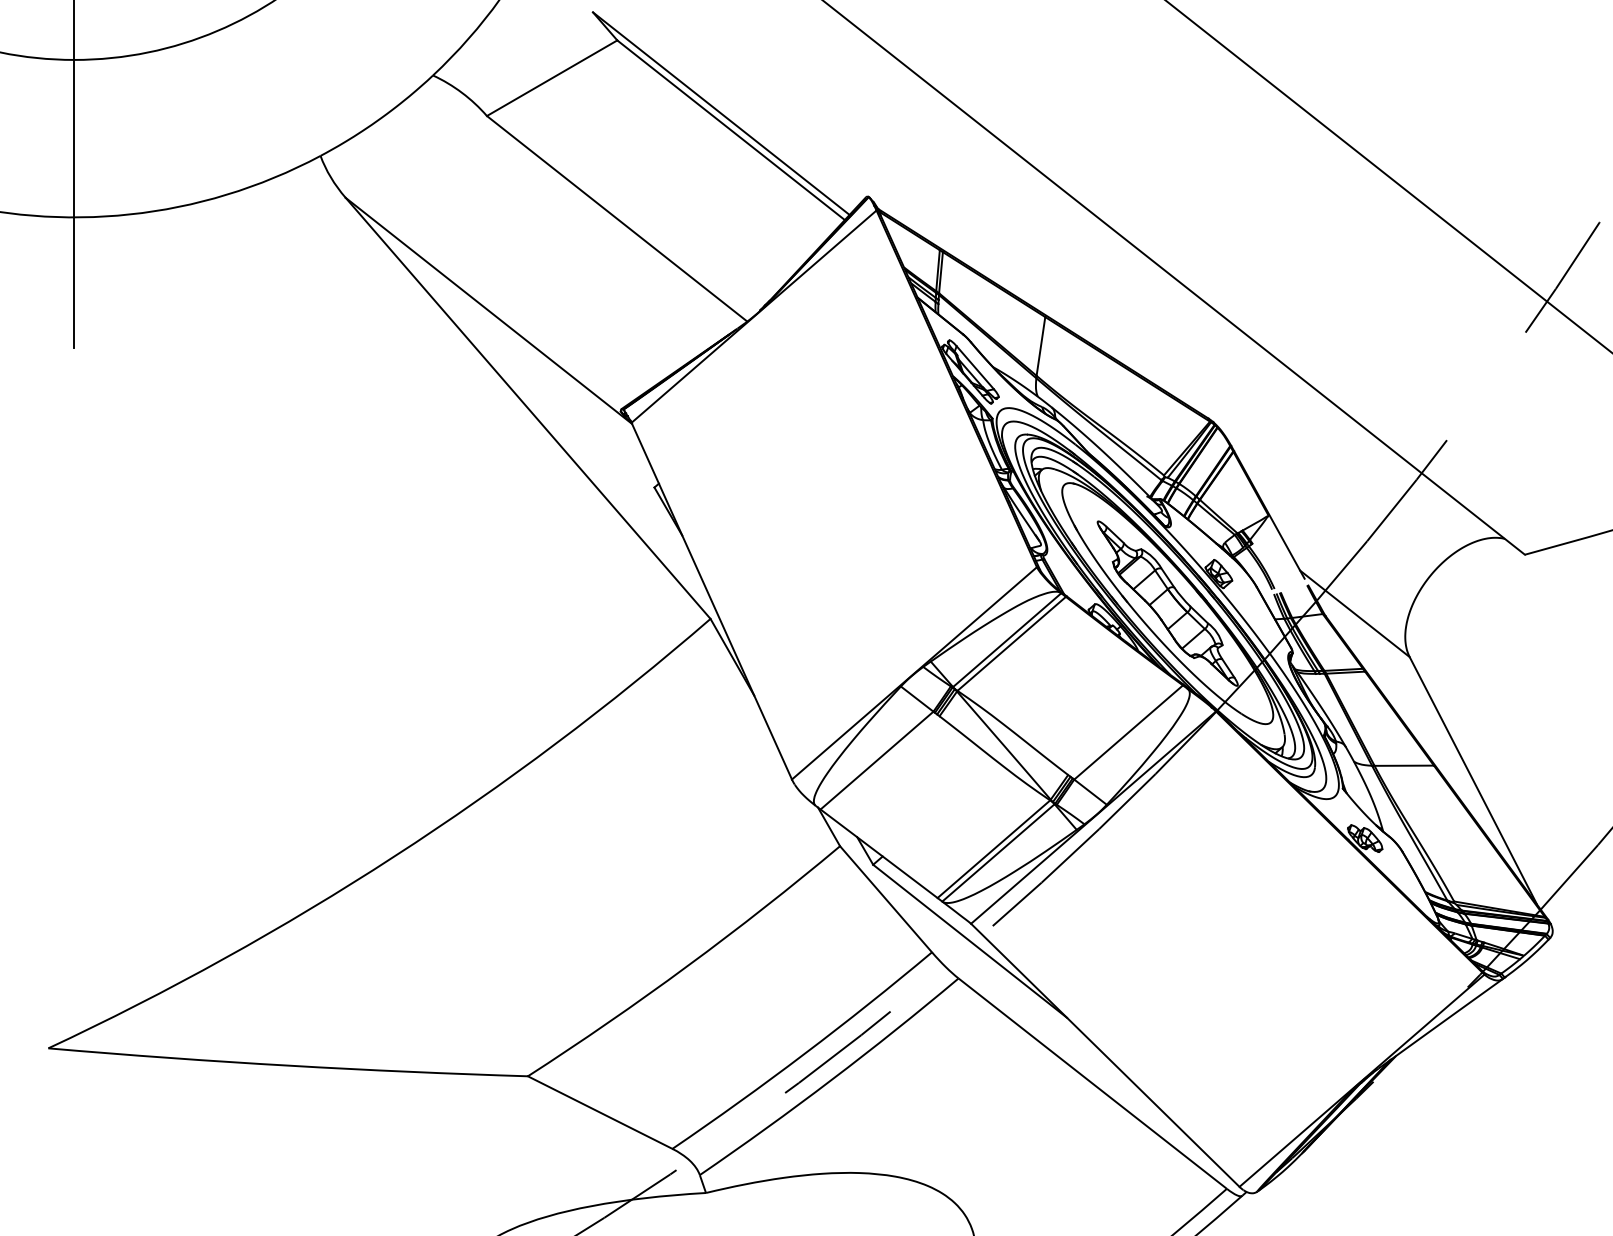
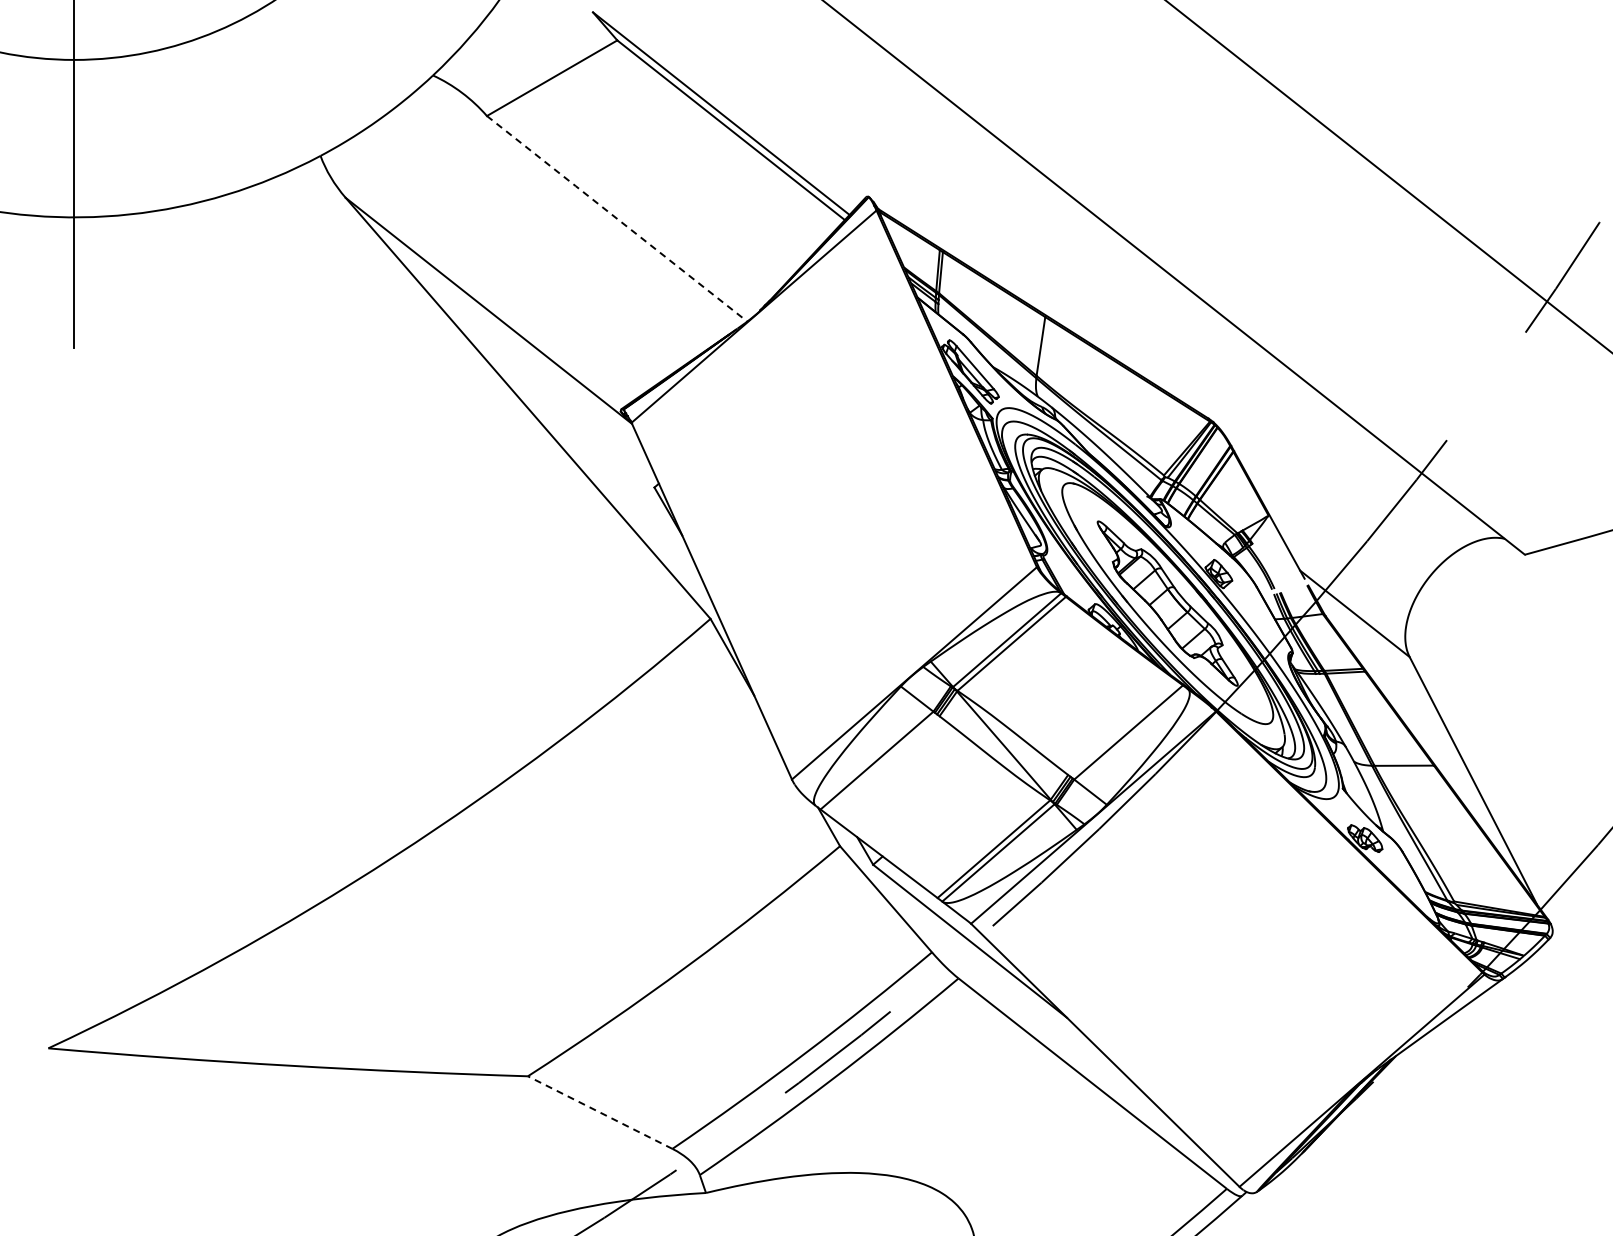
line: solid -> dashed (616, 218)
line: solid -> dashed (600, 1112)
